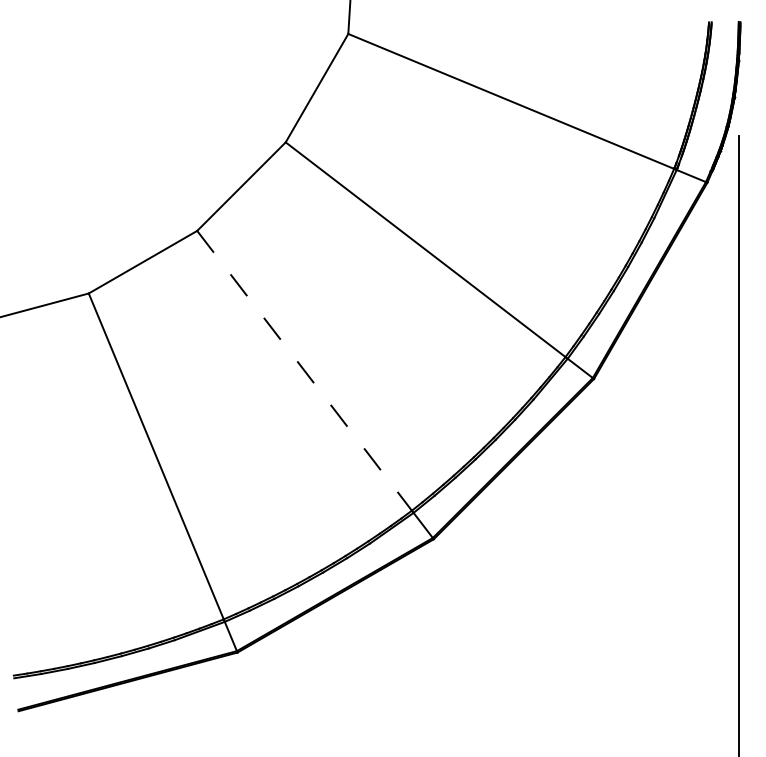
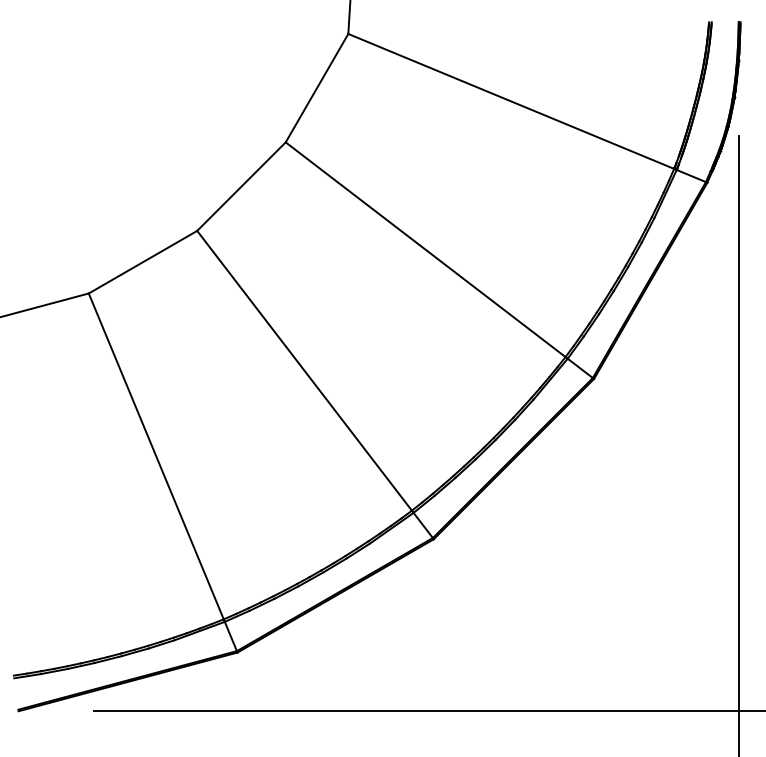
line: dashed -> solid (304, 371)
line: none -> present (428, 711)
